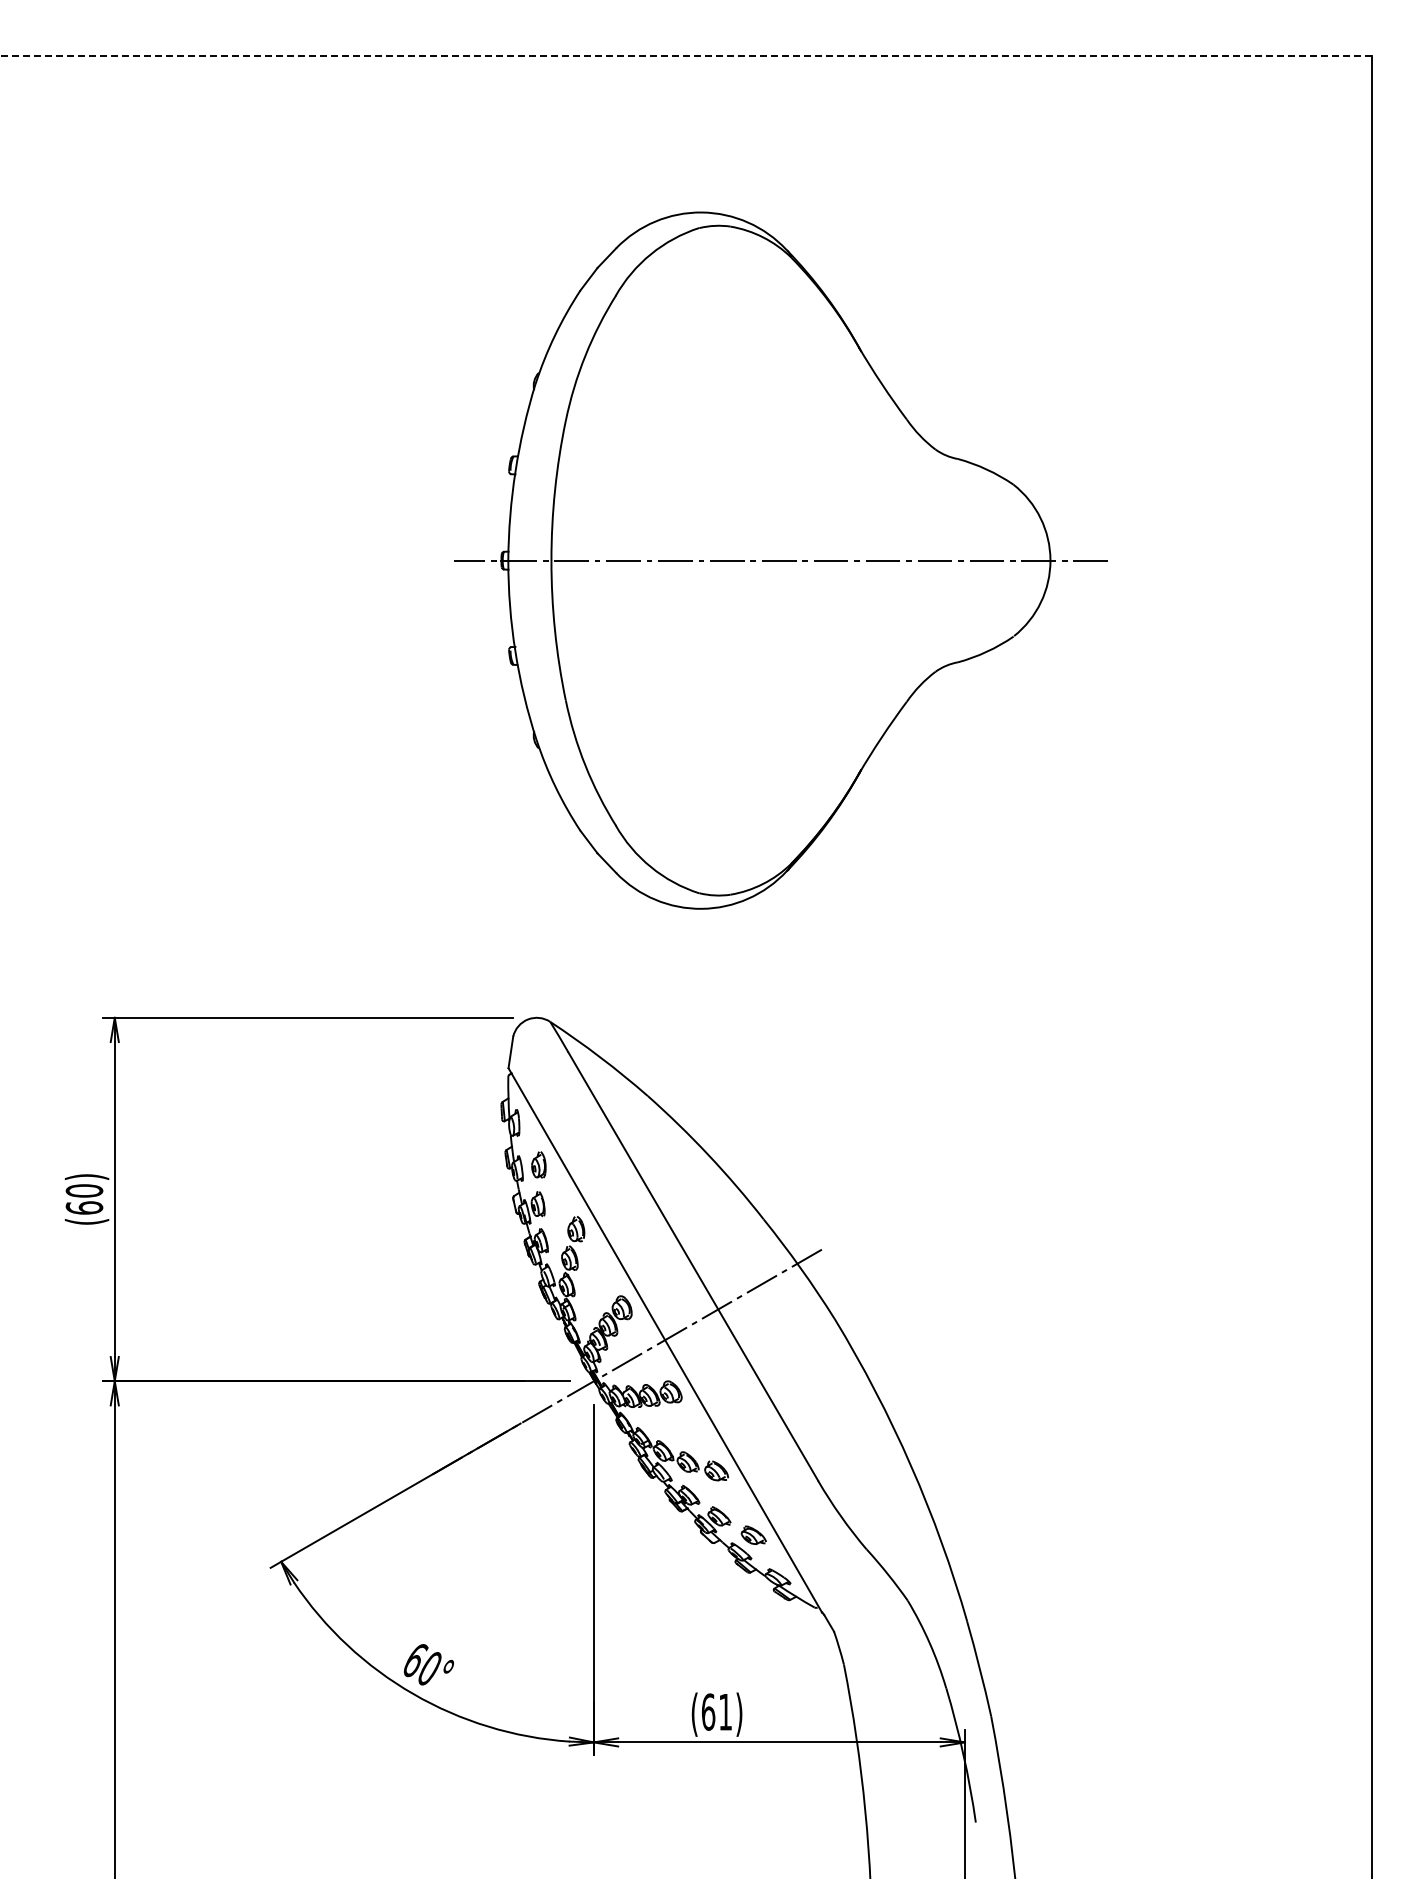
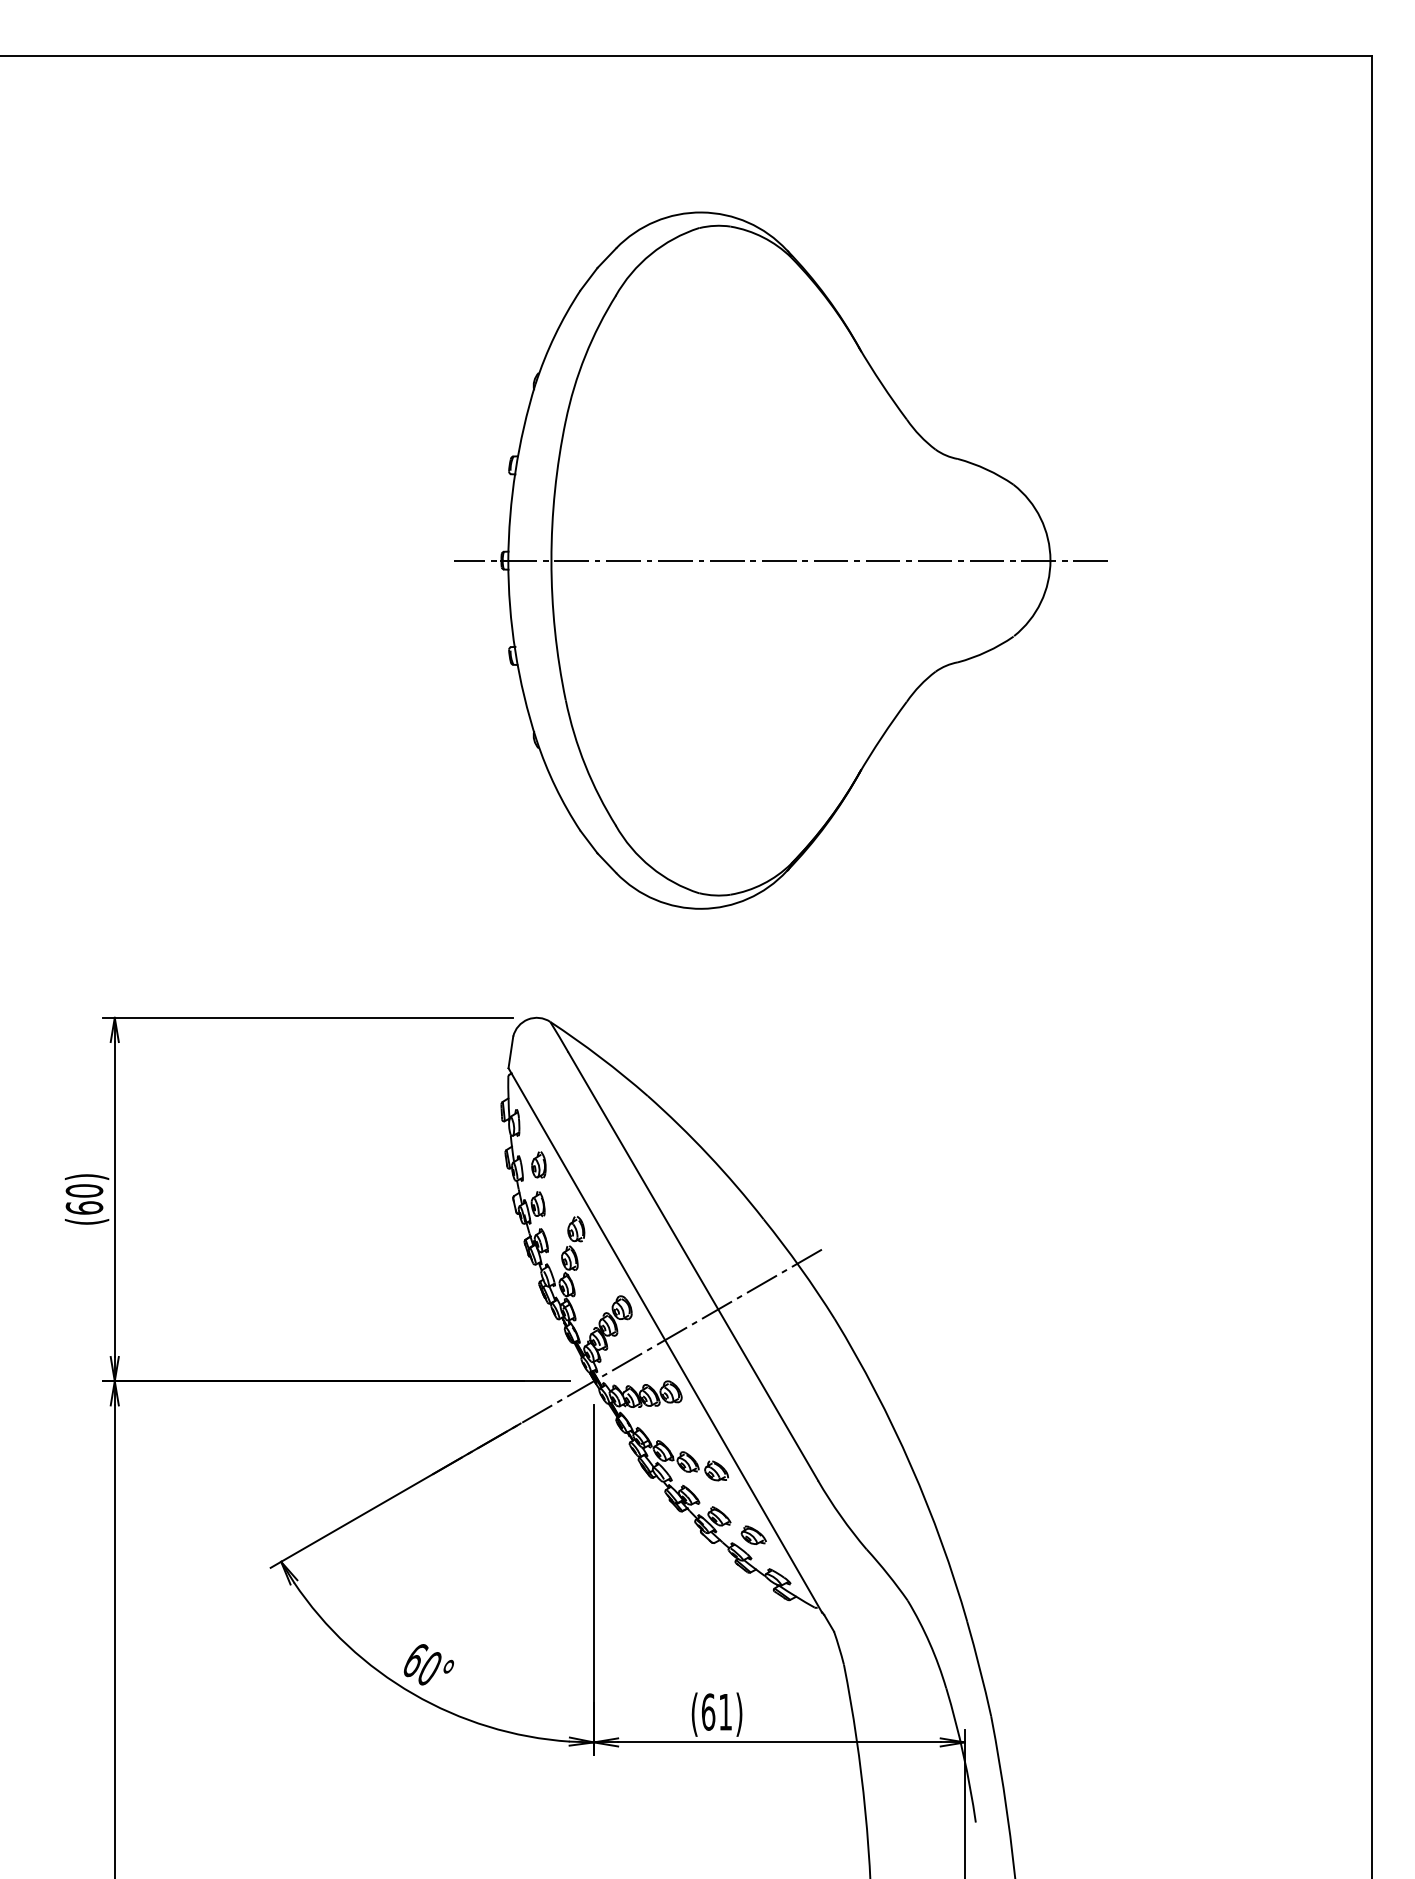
line: dashed -> solid (686, 56)
